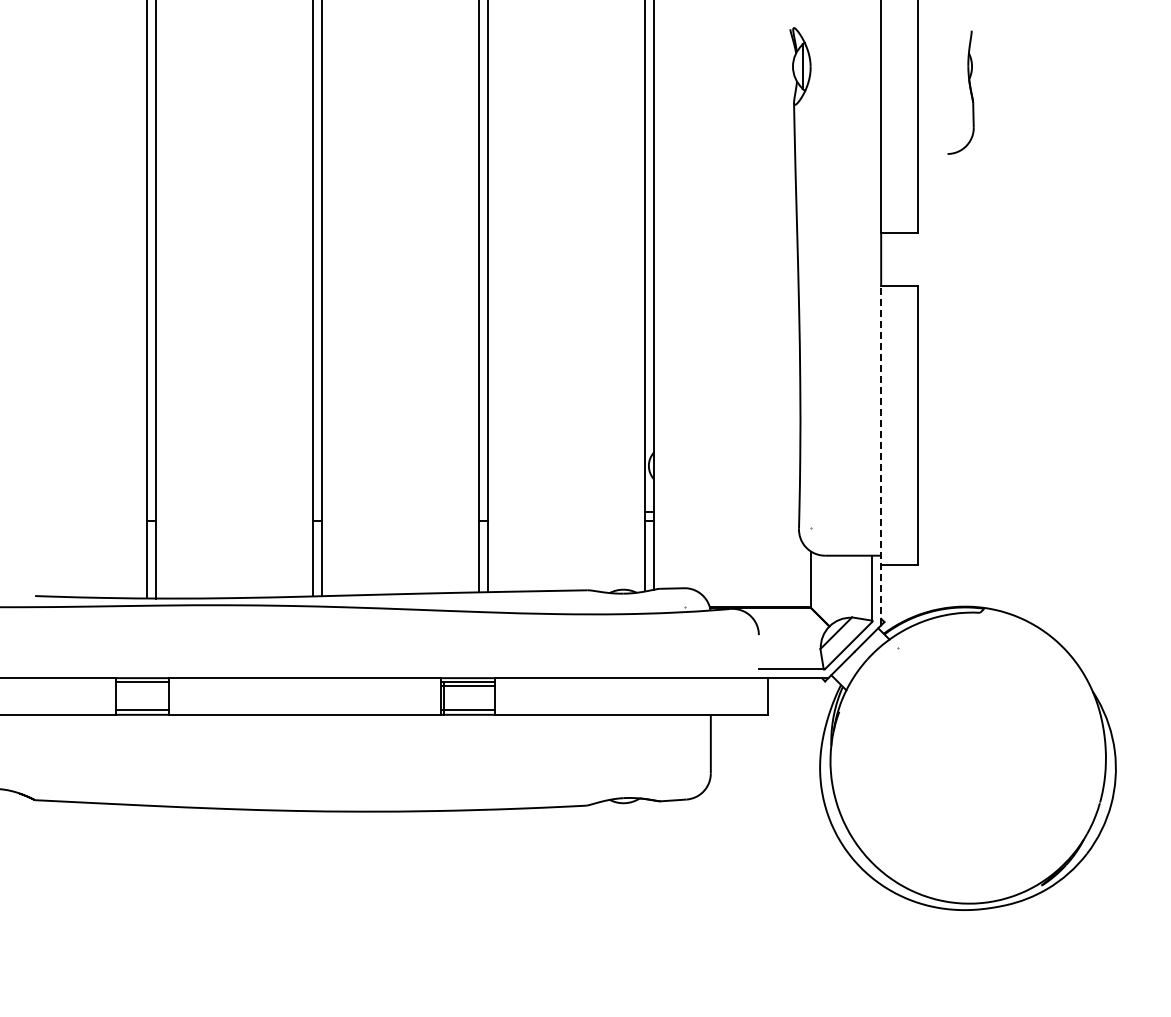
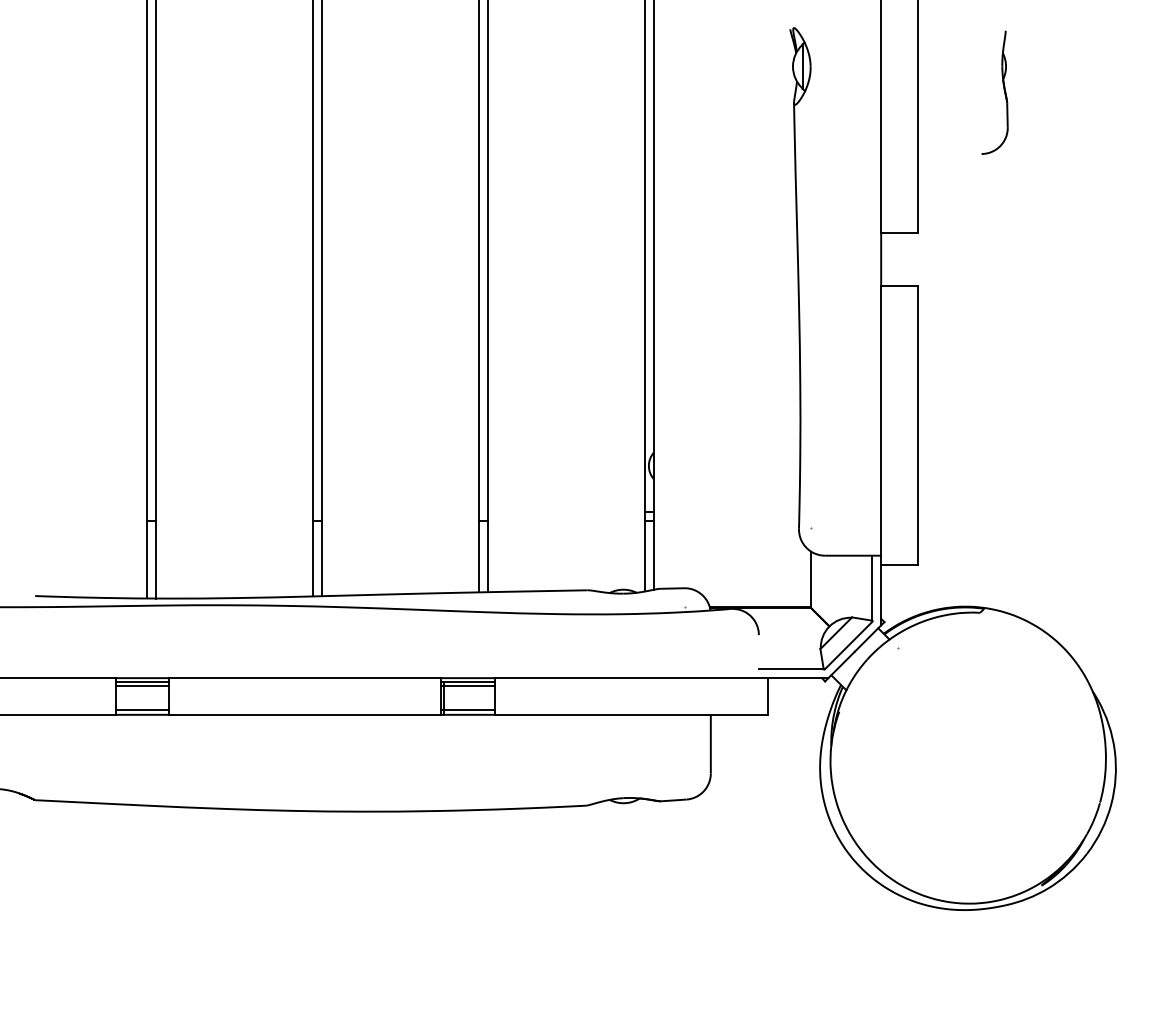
part position: (969, 90) -> (1003, 90) (1003, 90)
line: dashed -> solid (881, 455)
line: none -> present (142, 686)
